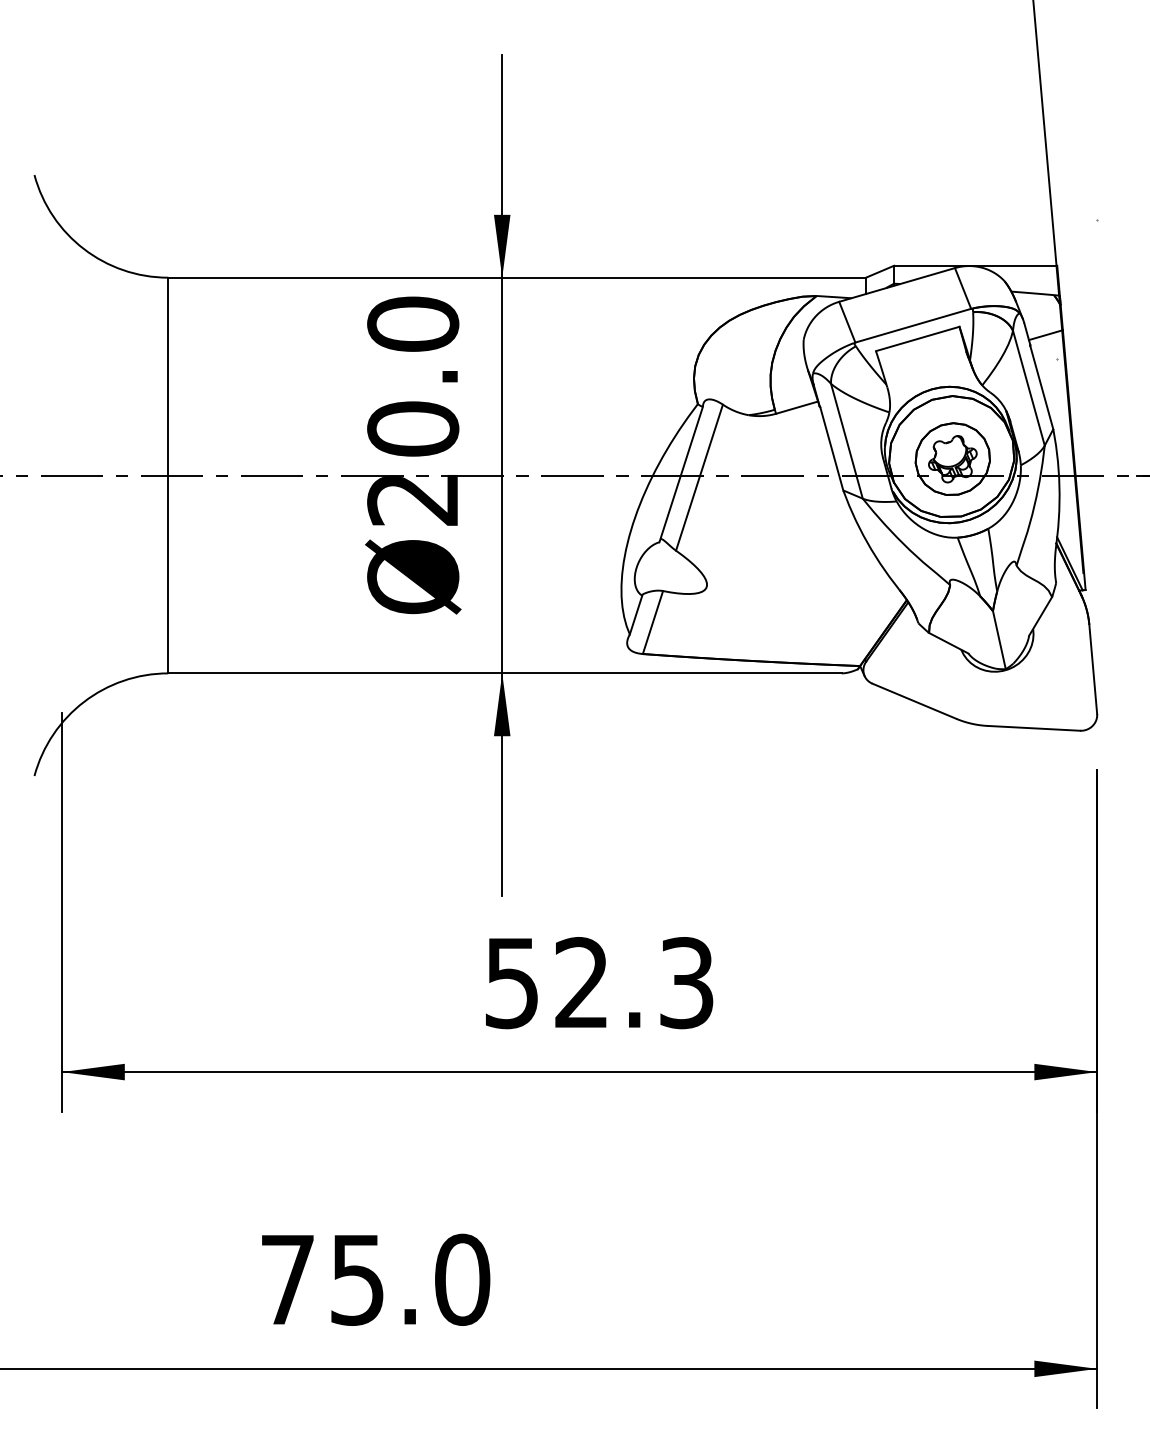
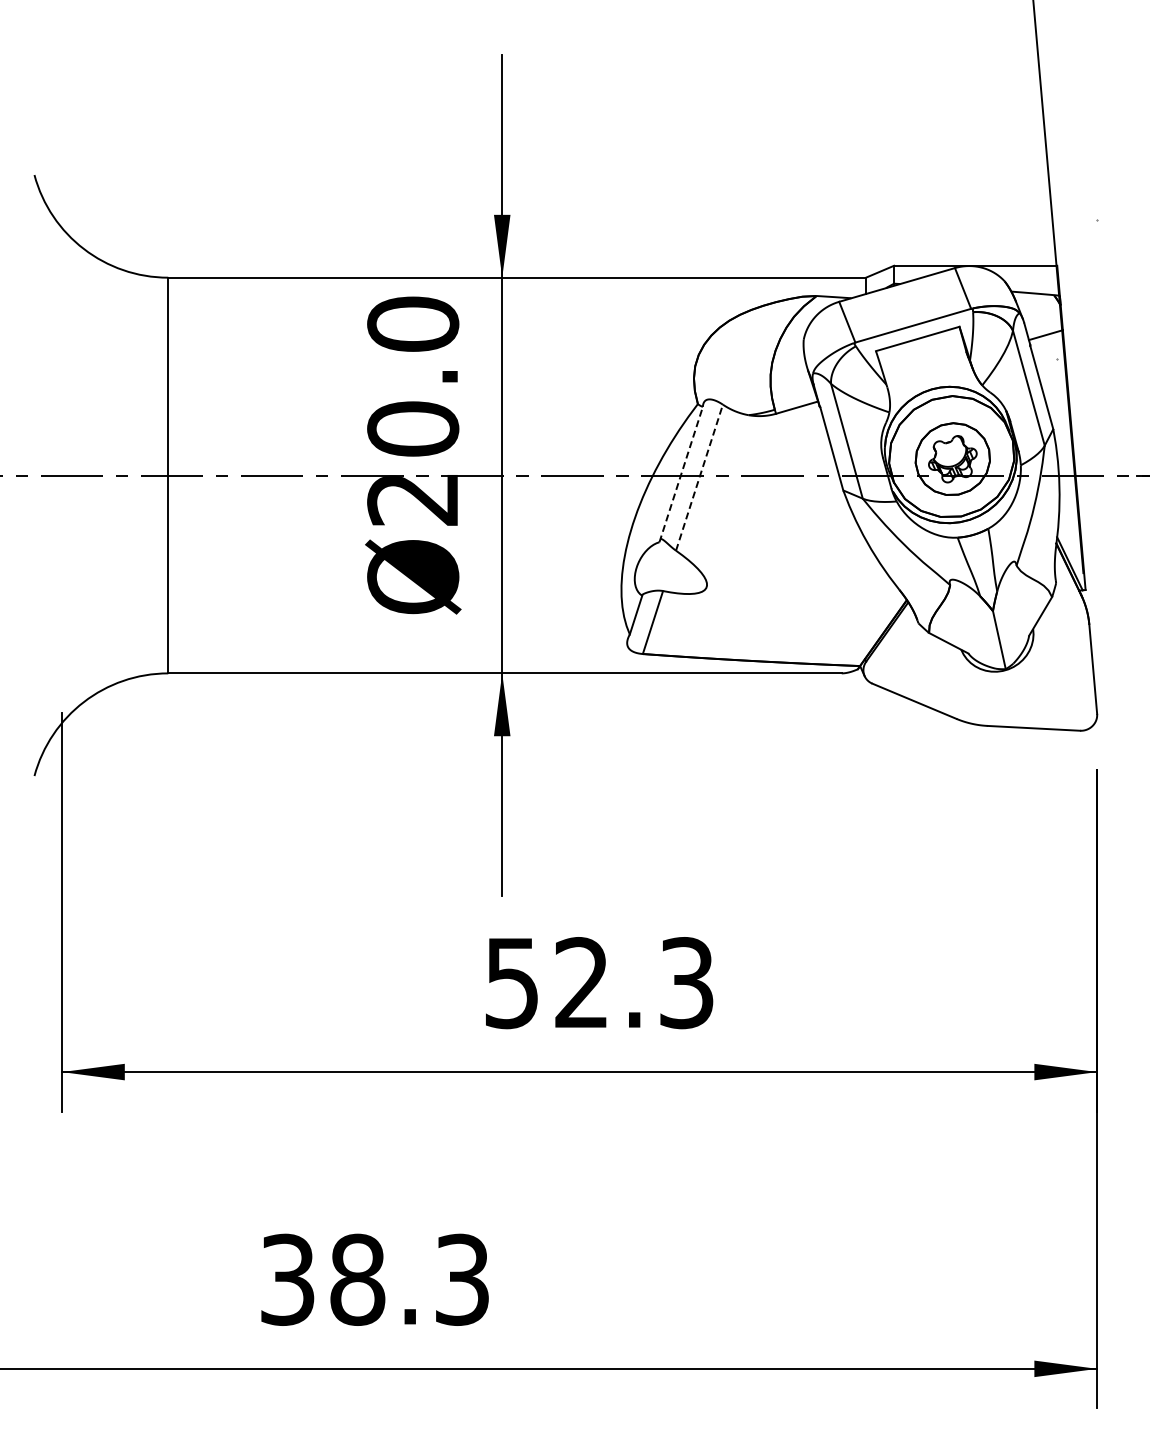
line: solid -> dashed (681, 474)
line: solid -> dashed (699, 477)
text: 75.0 -> 38.3 (375, 1279)
